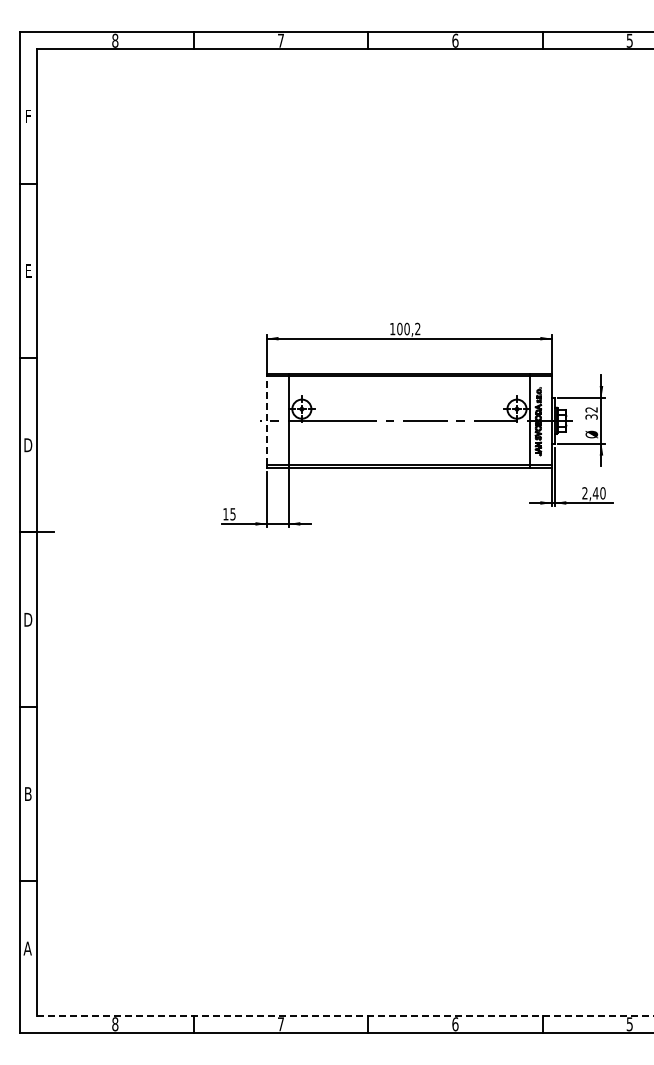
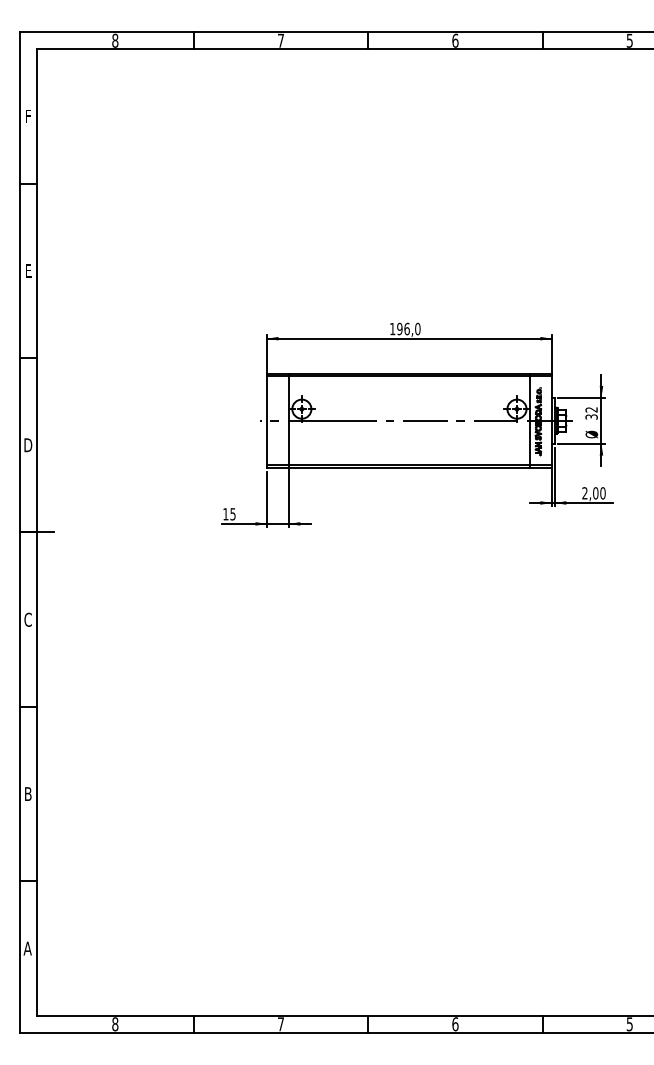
text: 100,2 -> 196,0 (408, 328)
line: dashed -> solid (267, 420)
text: 2,40 -> 2,00 (595, 493)
text: D -> C (28, 619)
line: dashed -> solid (344, 1015)
